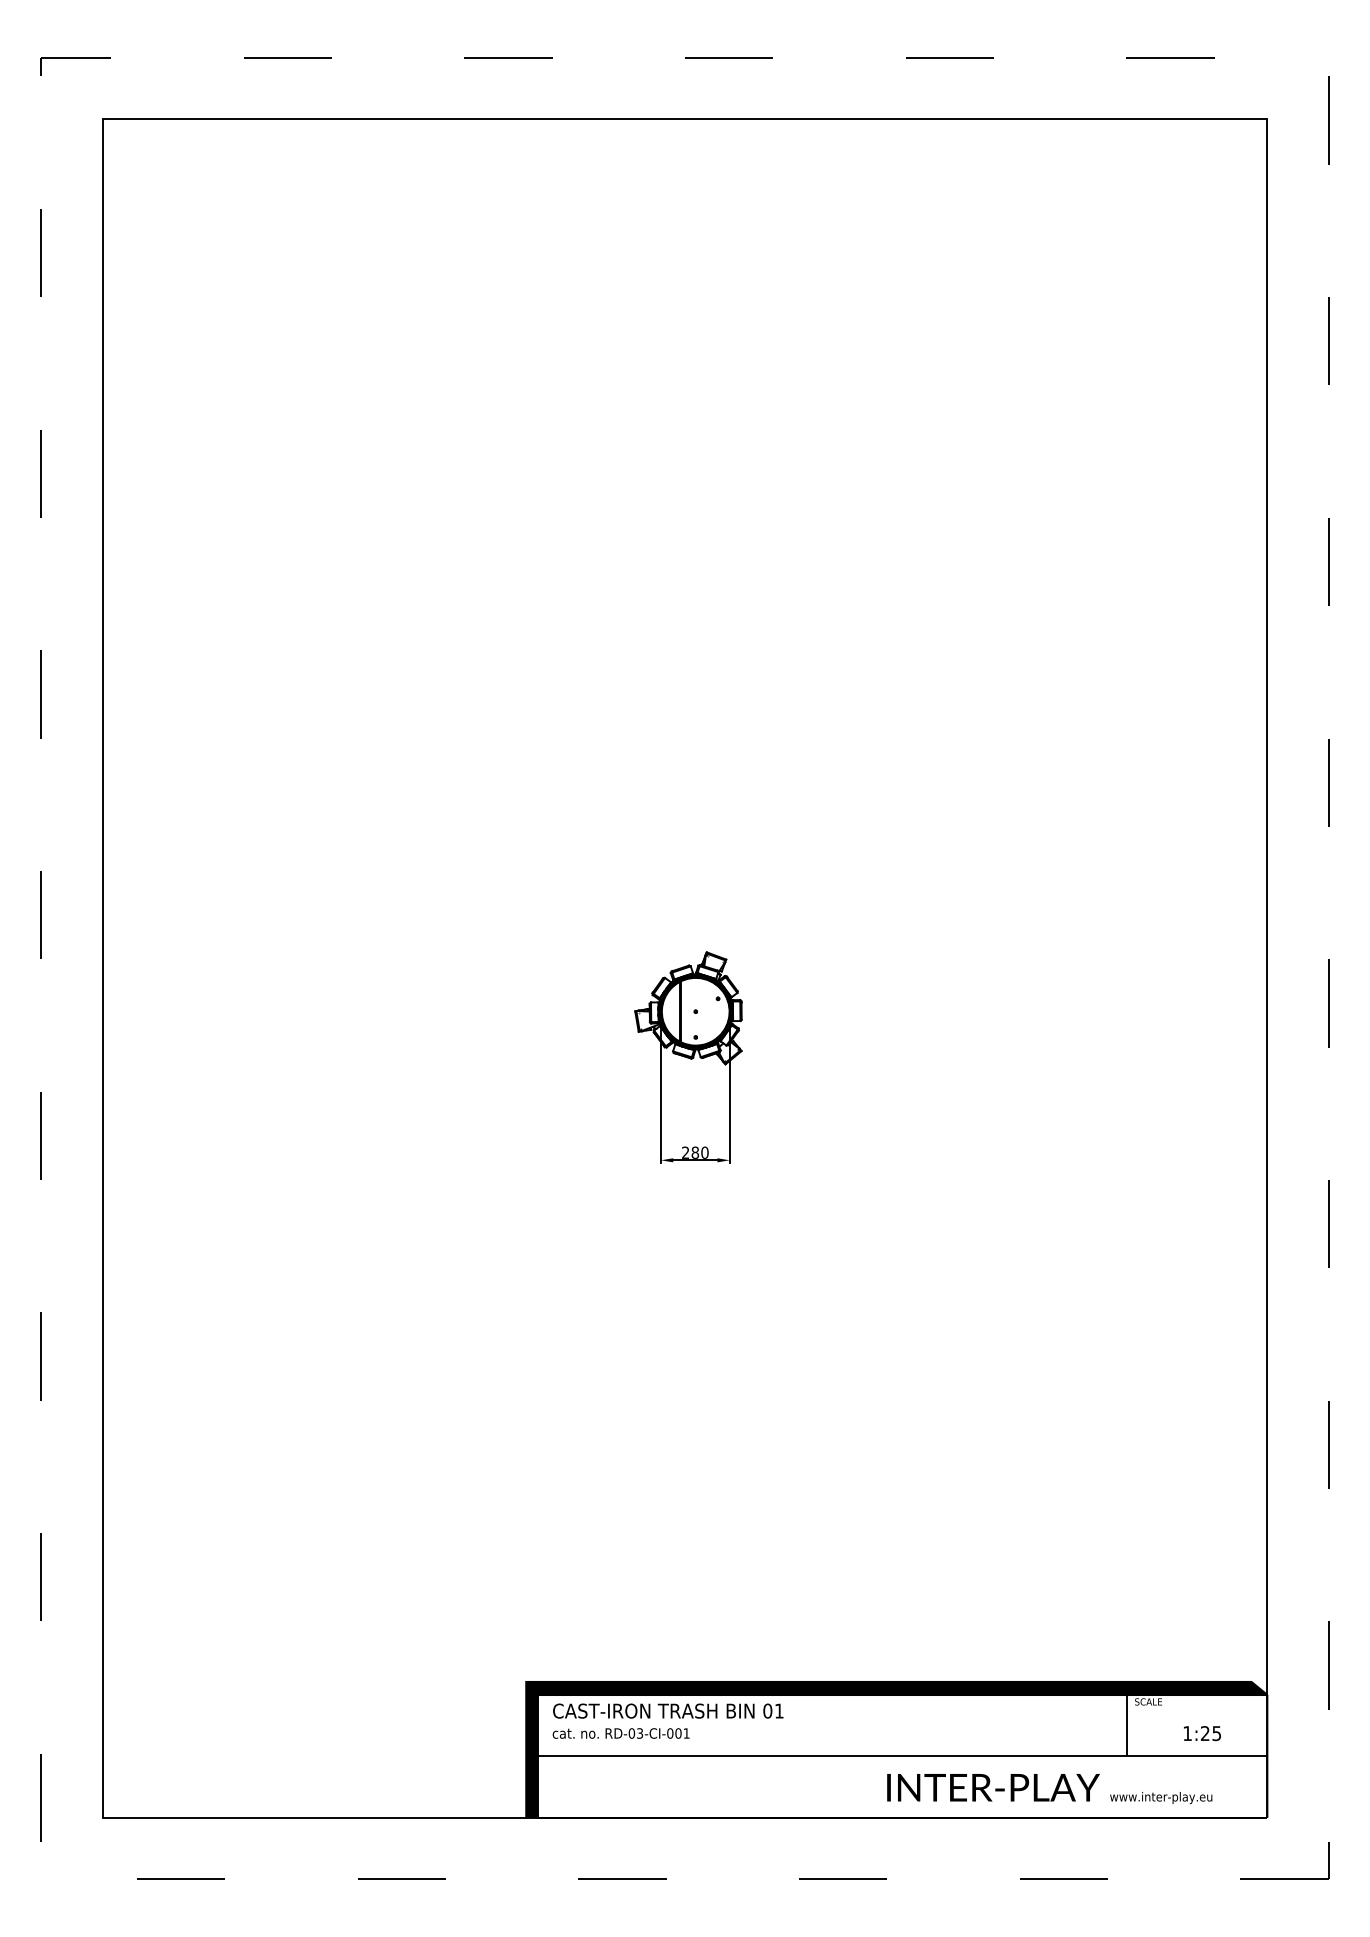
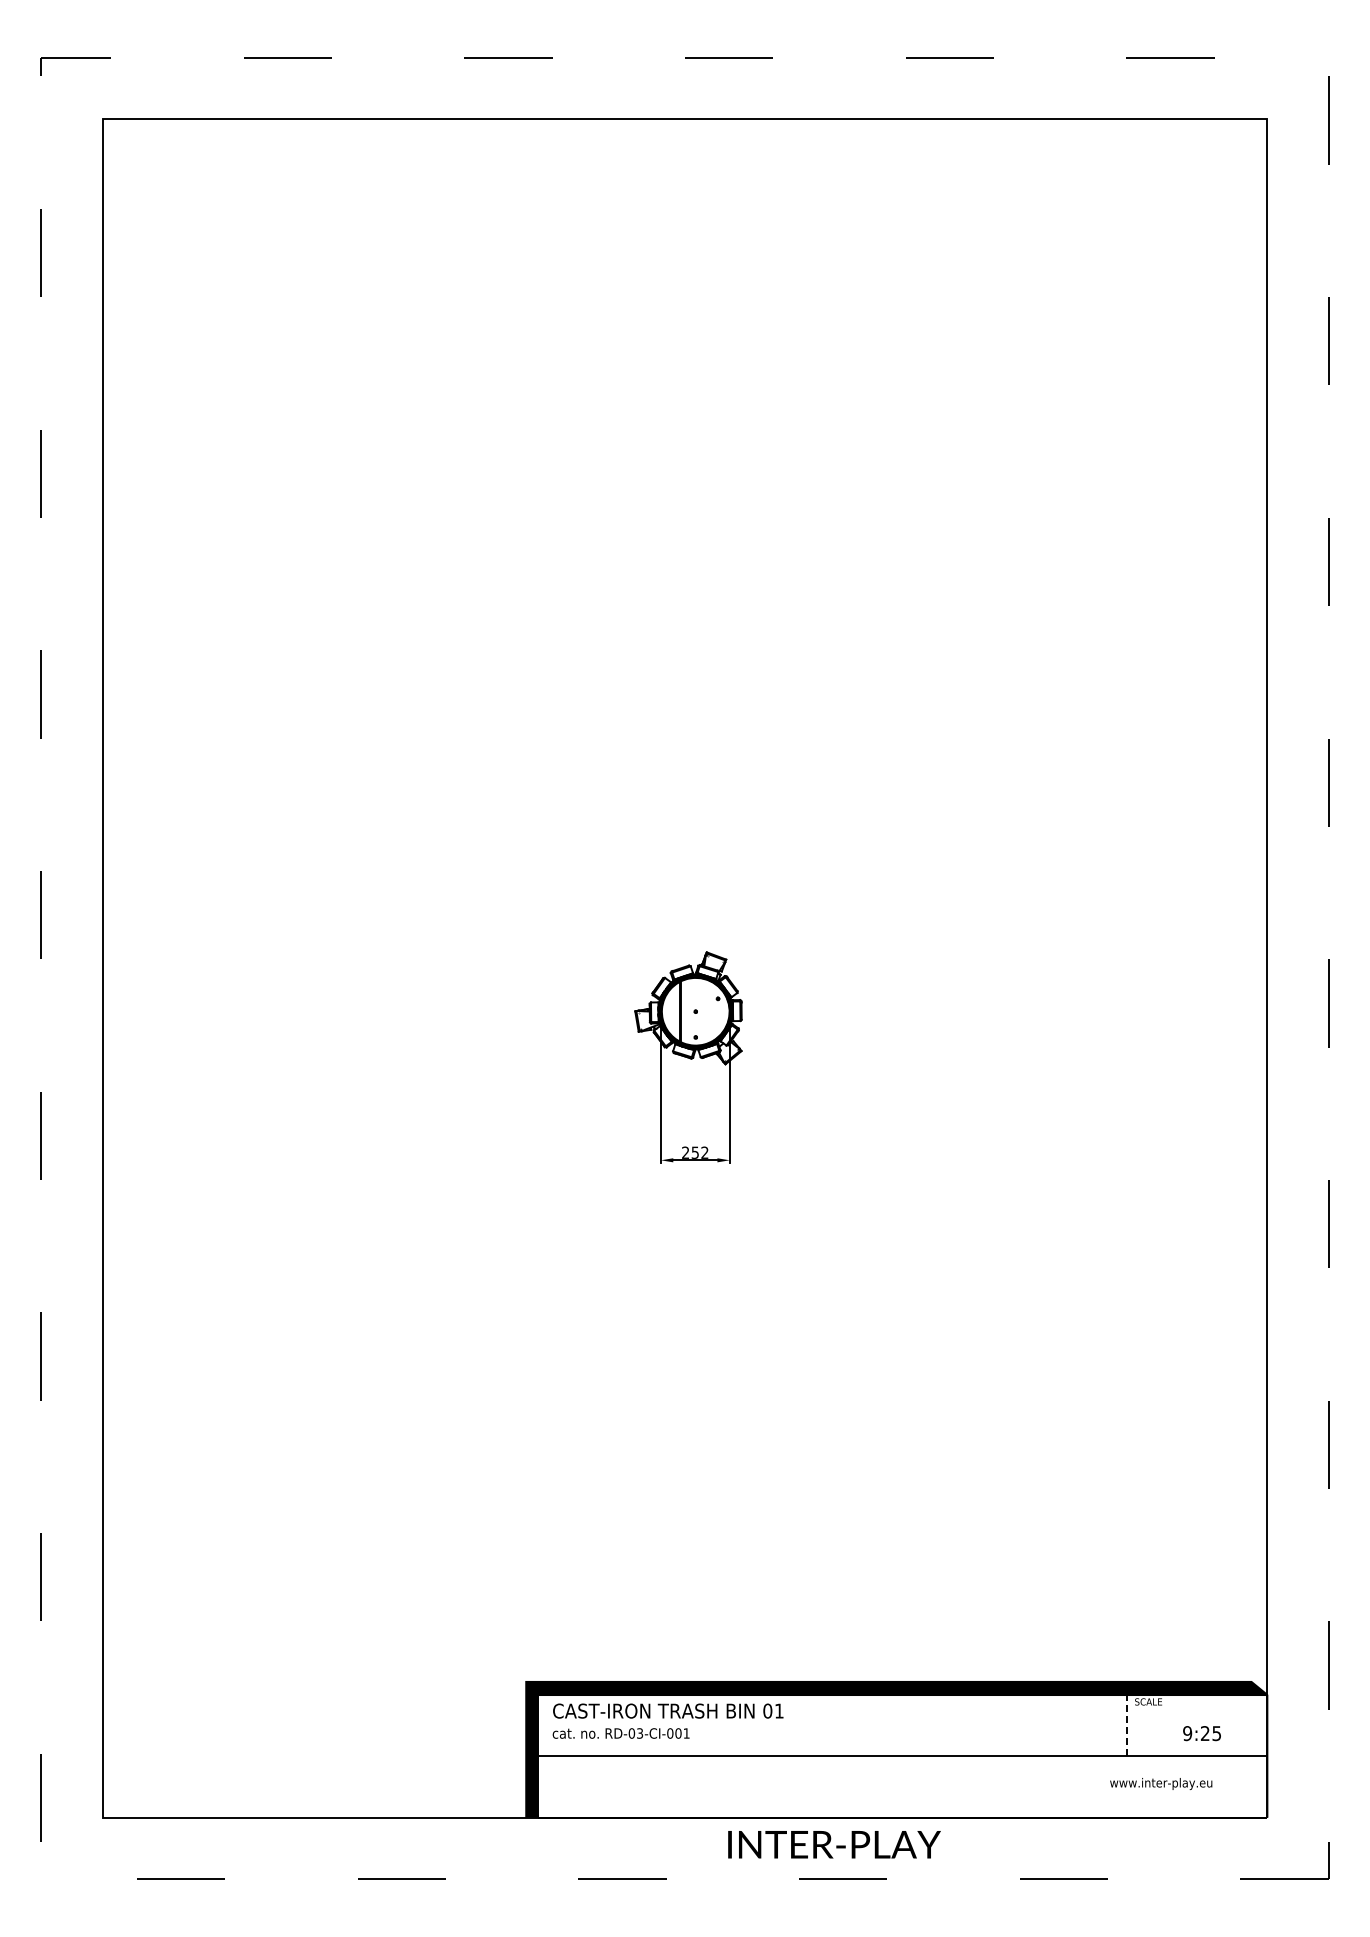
text: 280 -> 252 (699, 1152)
line: solid -> dashed (1127, 1725)
text: 1:25 -> 9:25 (1187, 1733)
text position: (993, 1787) -> (834, 1844) (834, 1844)
text position: (1161, 1797) -> (1161, 1783) (1161, 1783)
